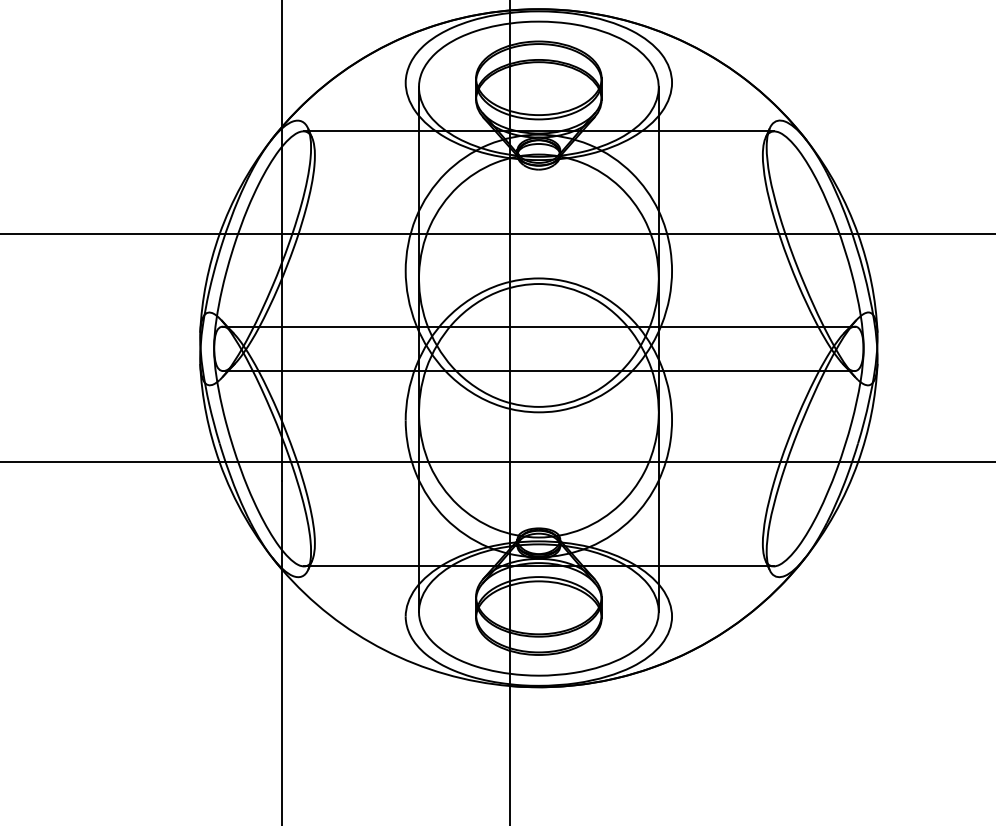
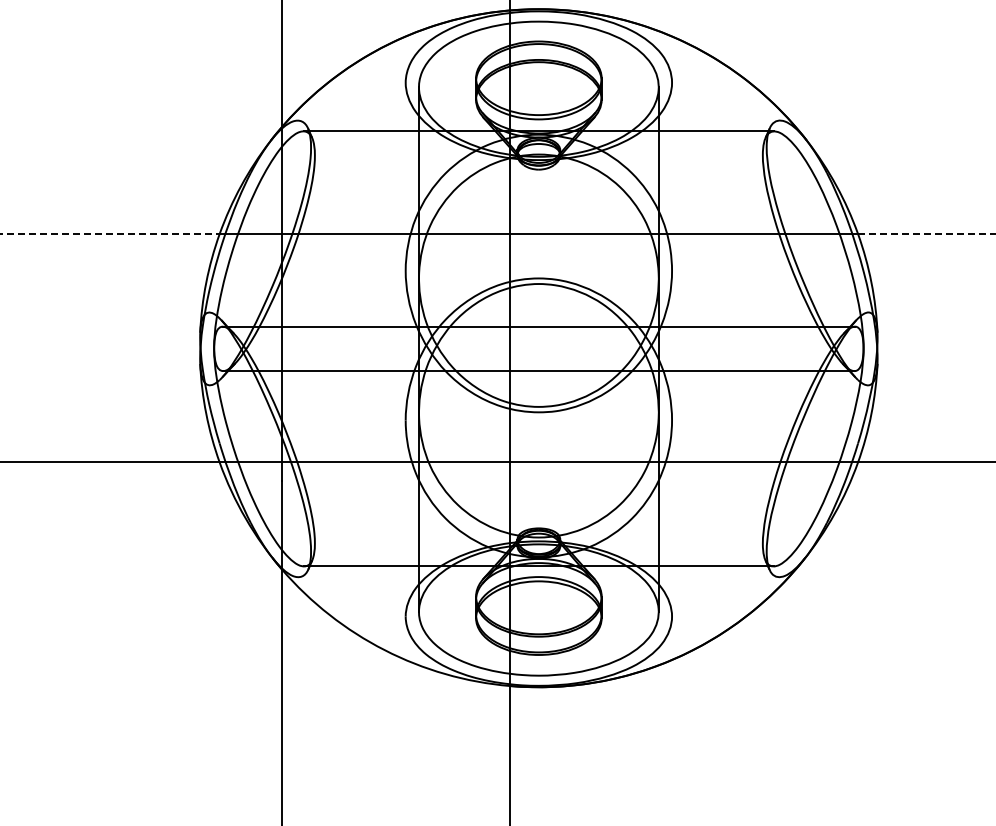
line: solid -> dashed (110, 234)
line: solid -> dashed (927, 234)
